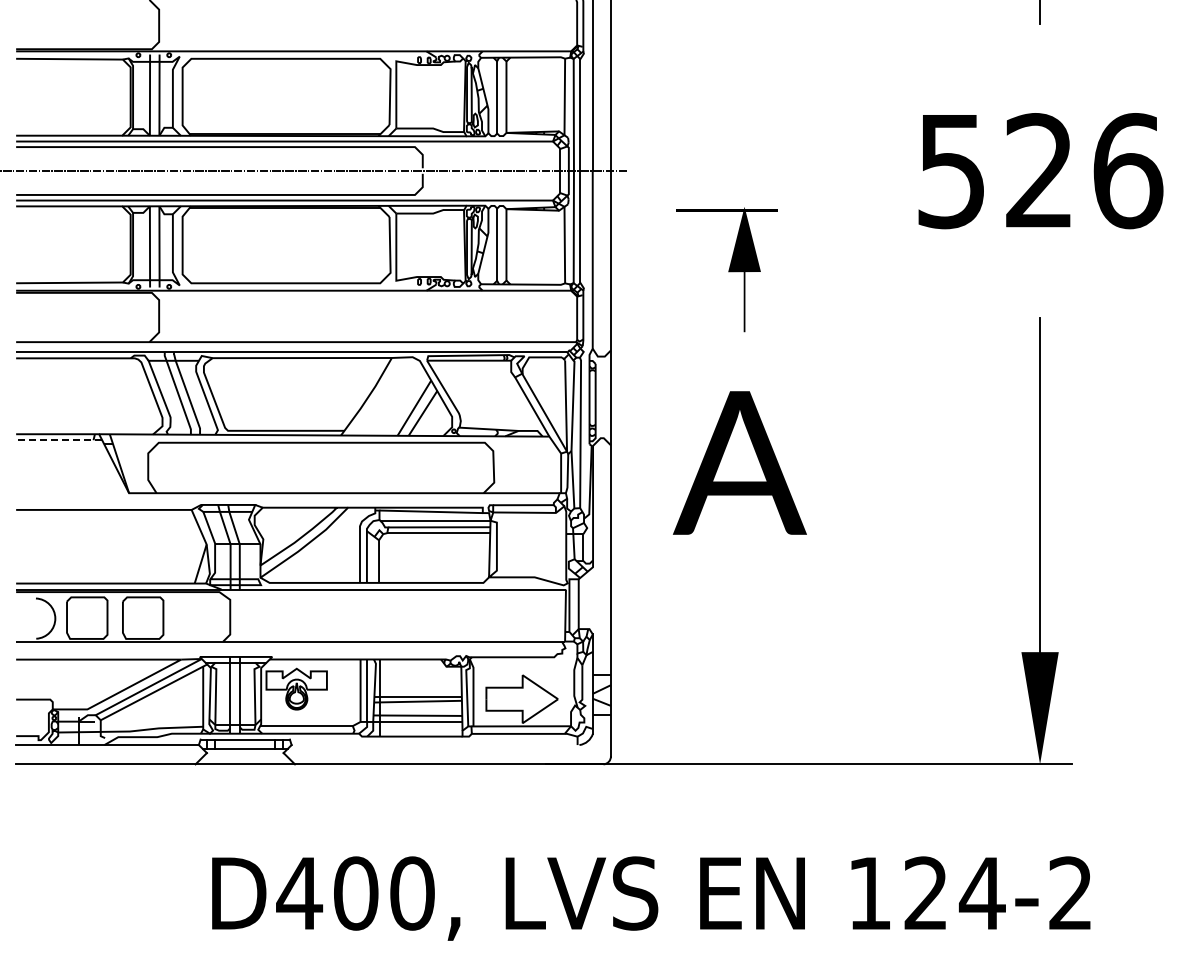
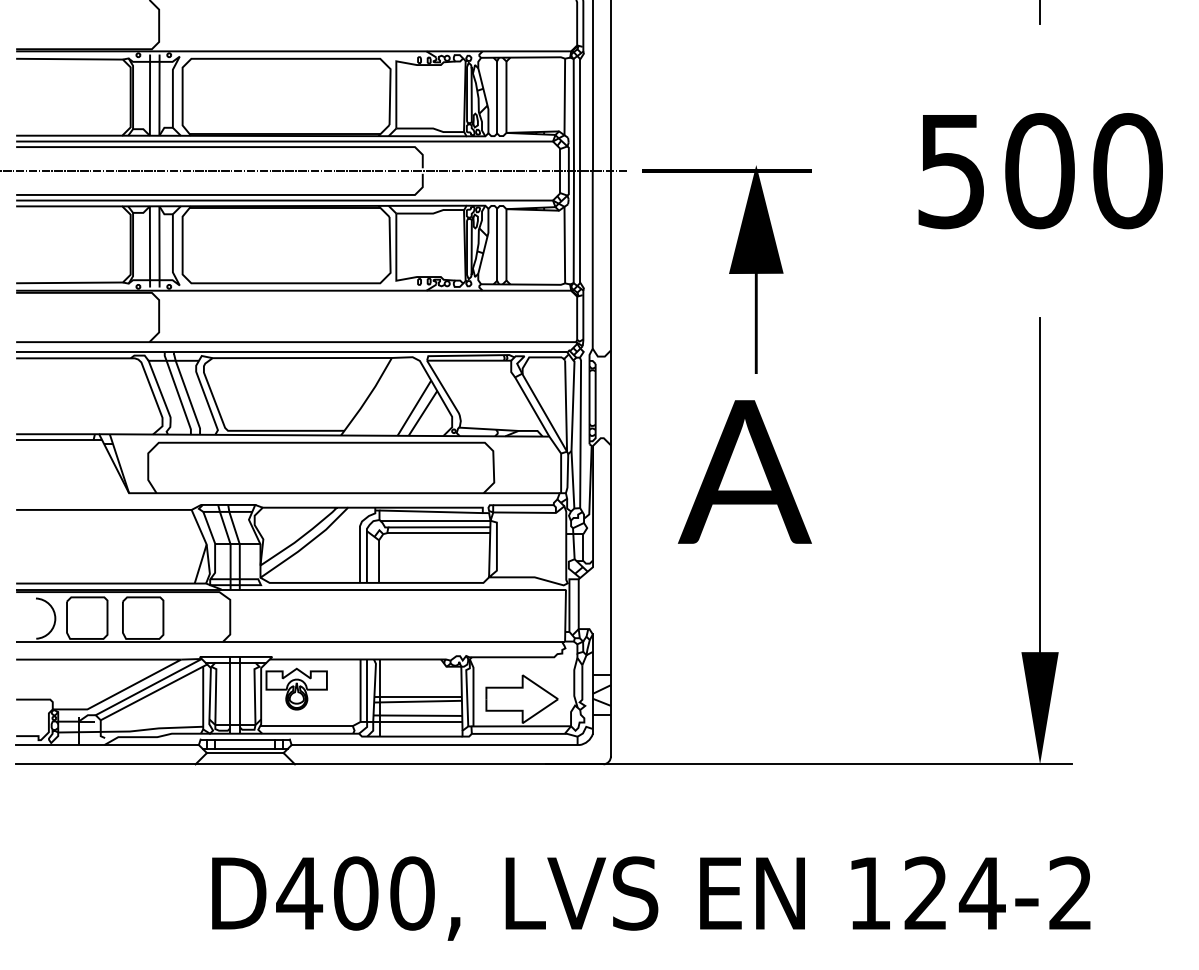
text: 526 -> 500 (1084, 171)
part size: 102x126 px -> 170x209 px (726, 269)
line: dashed -> solid (58, 440)
text position: (739, 462) -> (744, 471) (744, 471)
line: none -> present (435, 745)
line: none -> present (244, 753)
